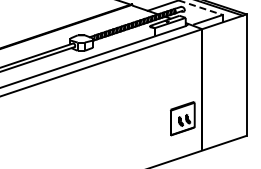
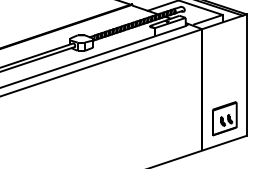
line: dashed -> solid (201, 7)
part position: (182, 118) -> (224, 118) (224, 118)
